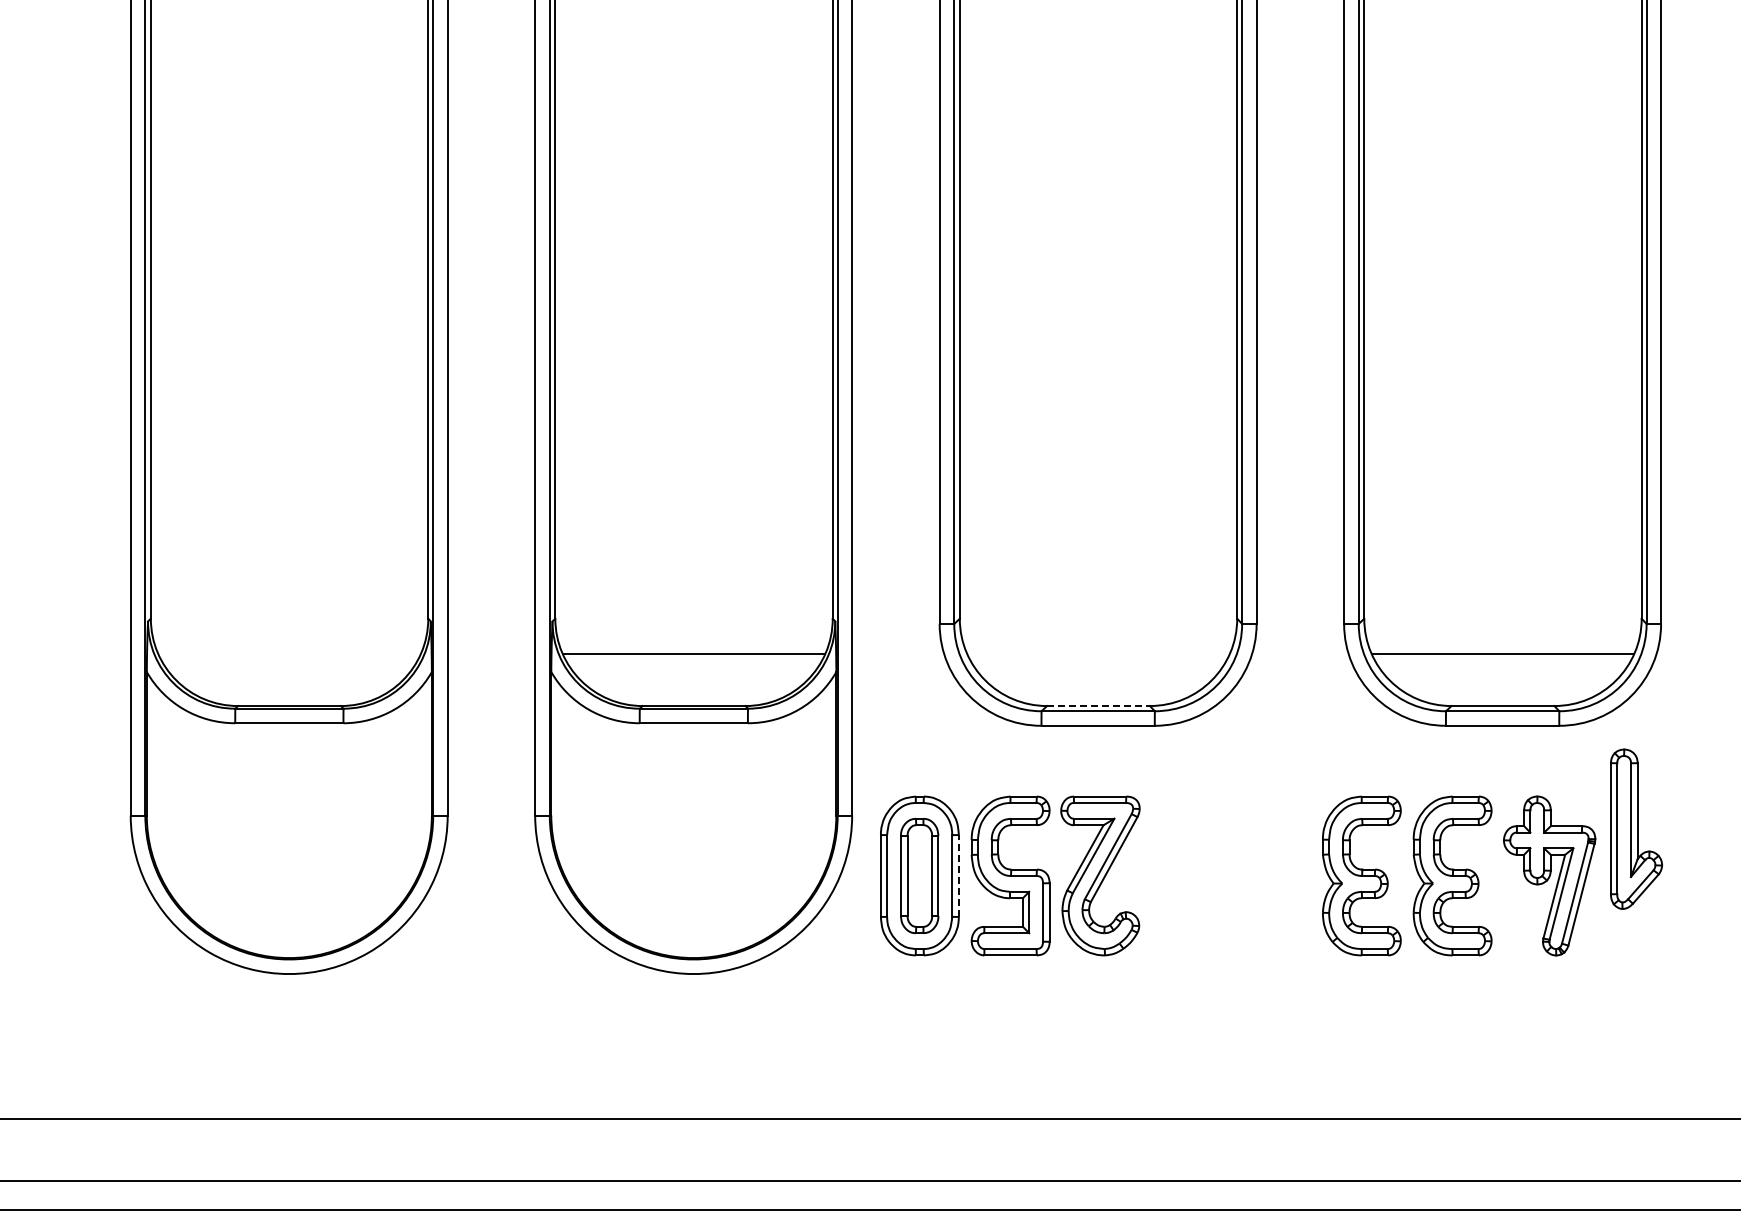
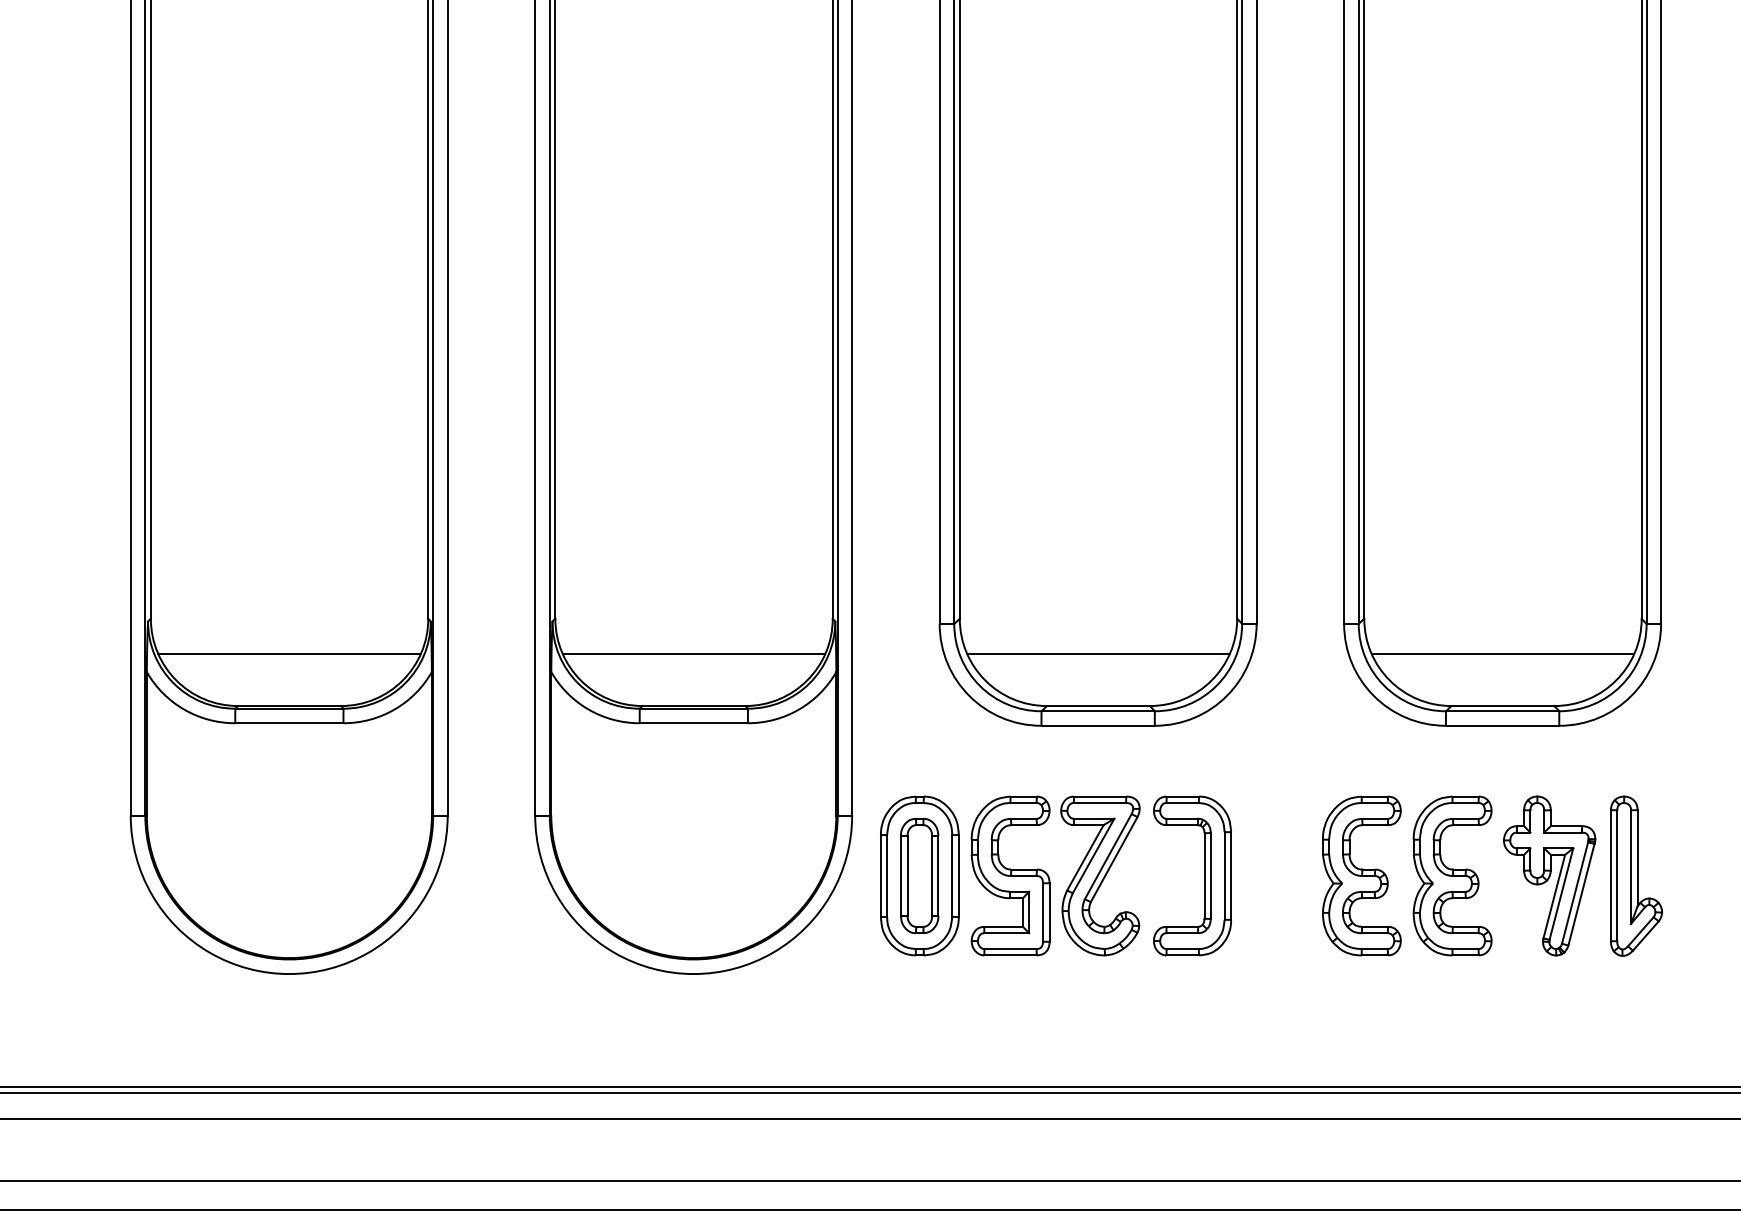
line: none -> present (289, 653)
line: none -> present (1098, 653)
line: dashed -> solid (1099, 706)
part position: (1636, 828) -> (1636, 875) (1636, 875)
part: none -> present (1204, 875)
line: dashed -> solid (958, 876)
line: none -> present (869, 1086)
line: none -> present (869, 1092)
